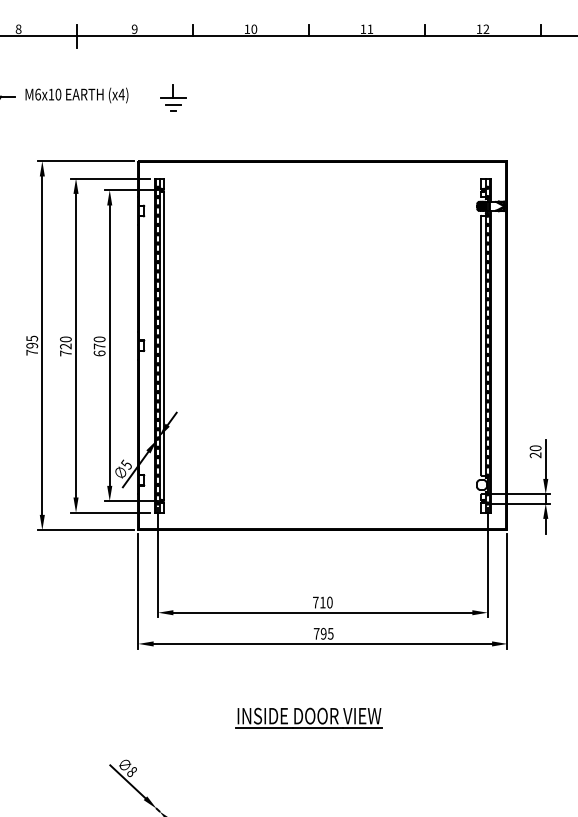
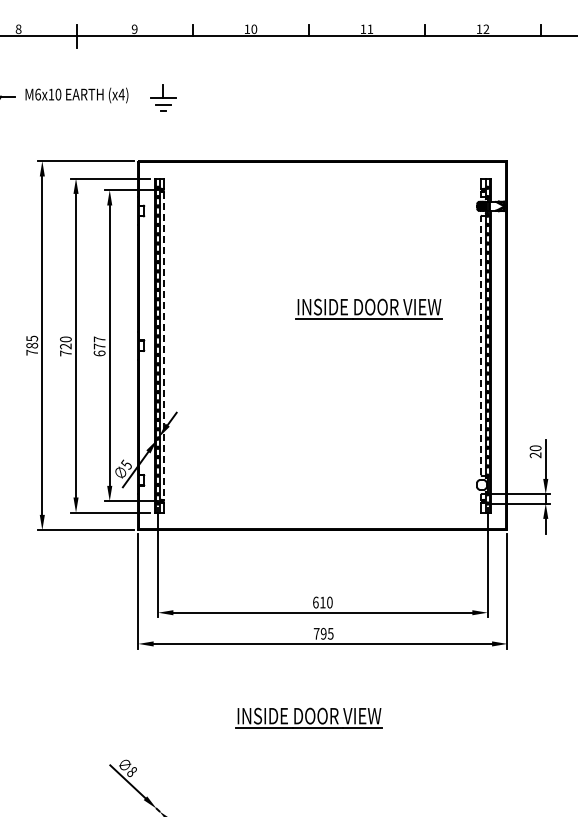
part position: (173, 97) -> (163, 97) (163, 97)
part: none -> present (368, 308)
text: 670 -> 677 (99, 339)
text: 795 -> 785 (32, 345)
line: solid -> dashed (481, 345)
line: solid -> dashed (164, 346)
text: 710 -> 610 (315, 602)
